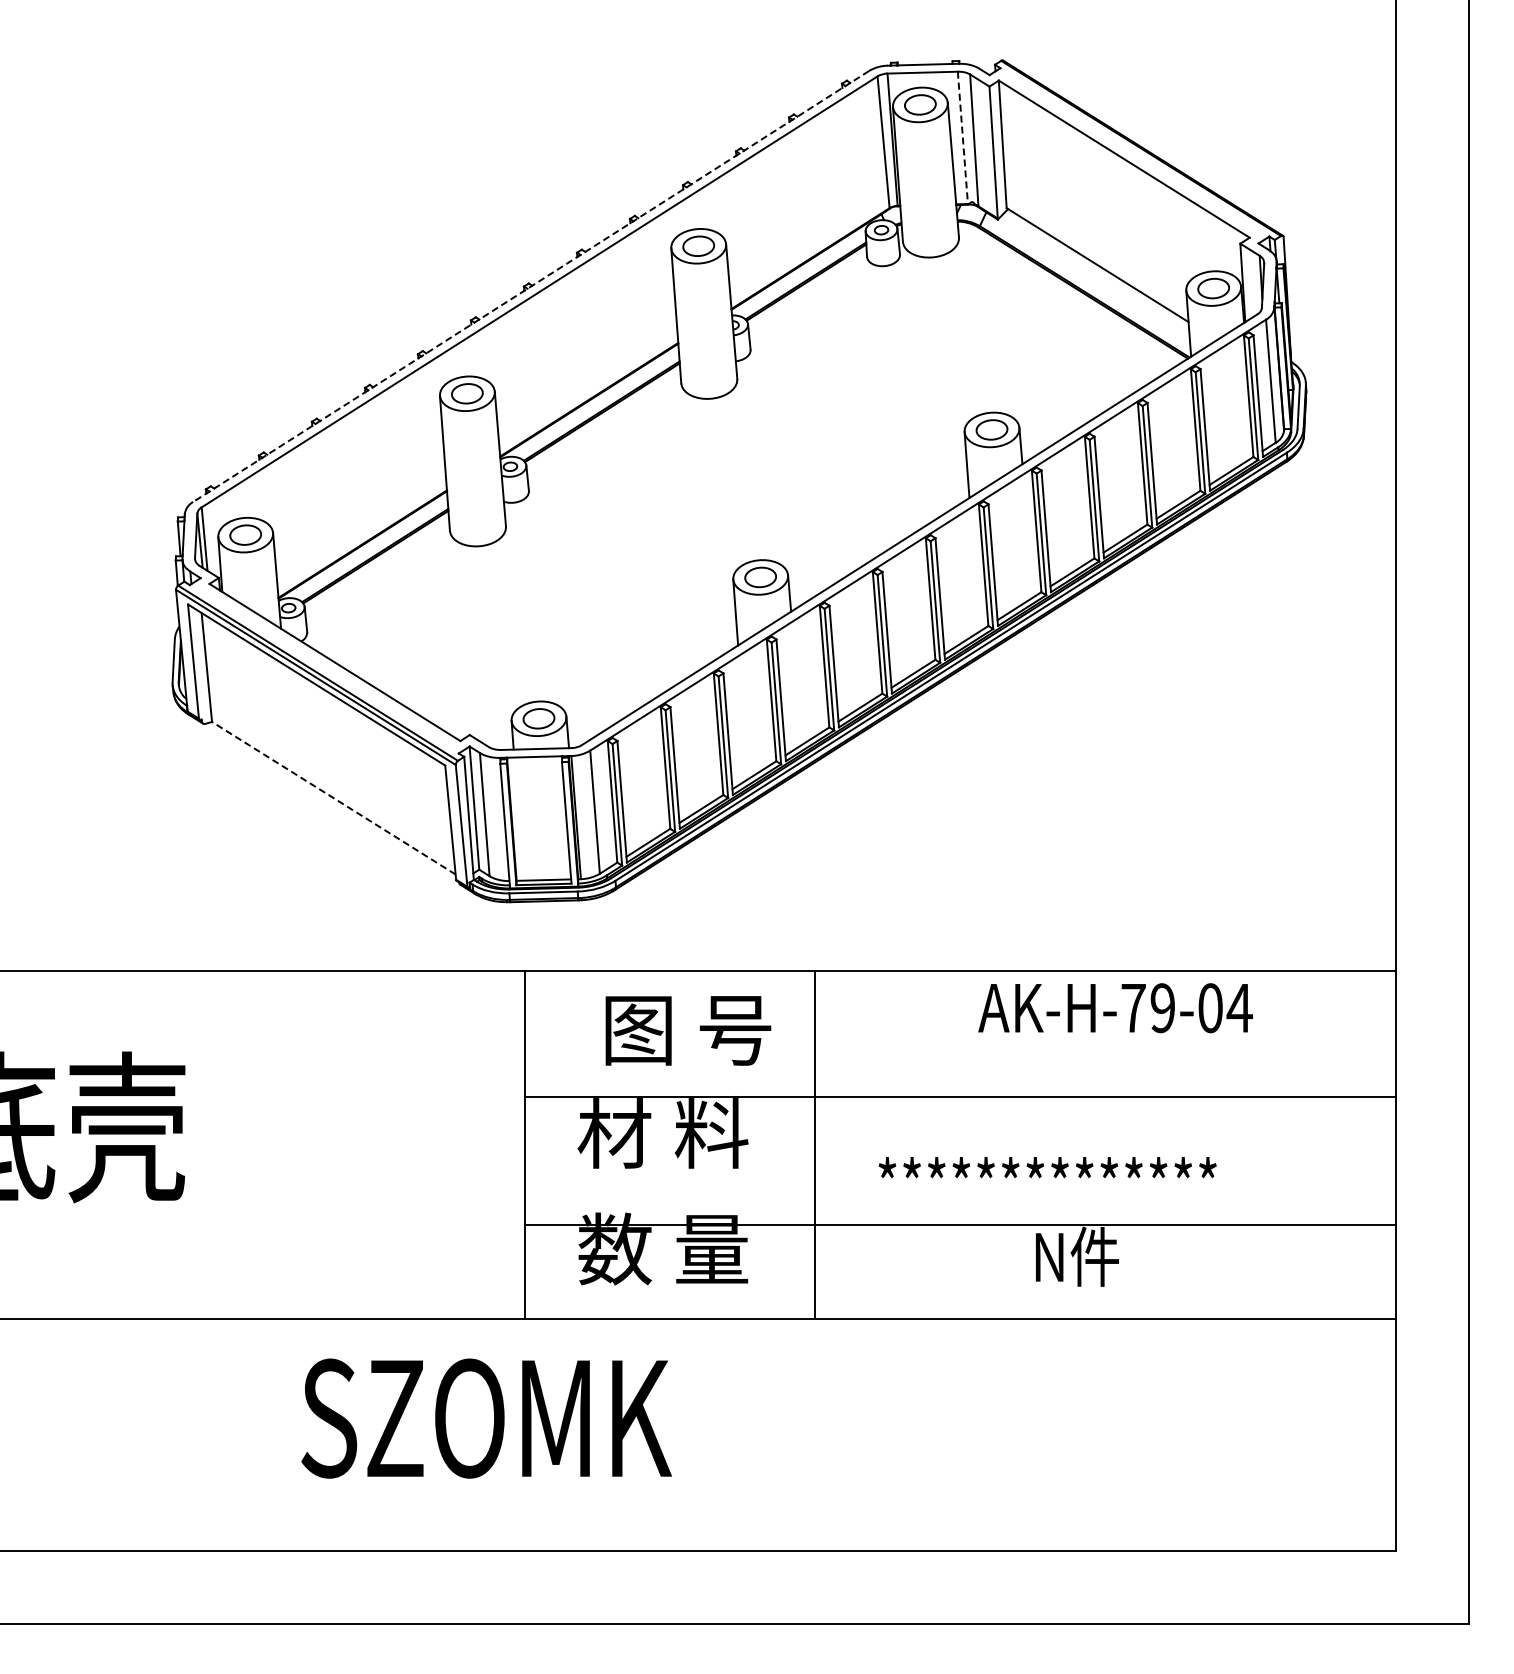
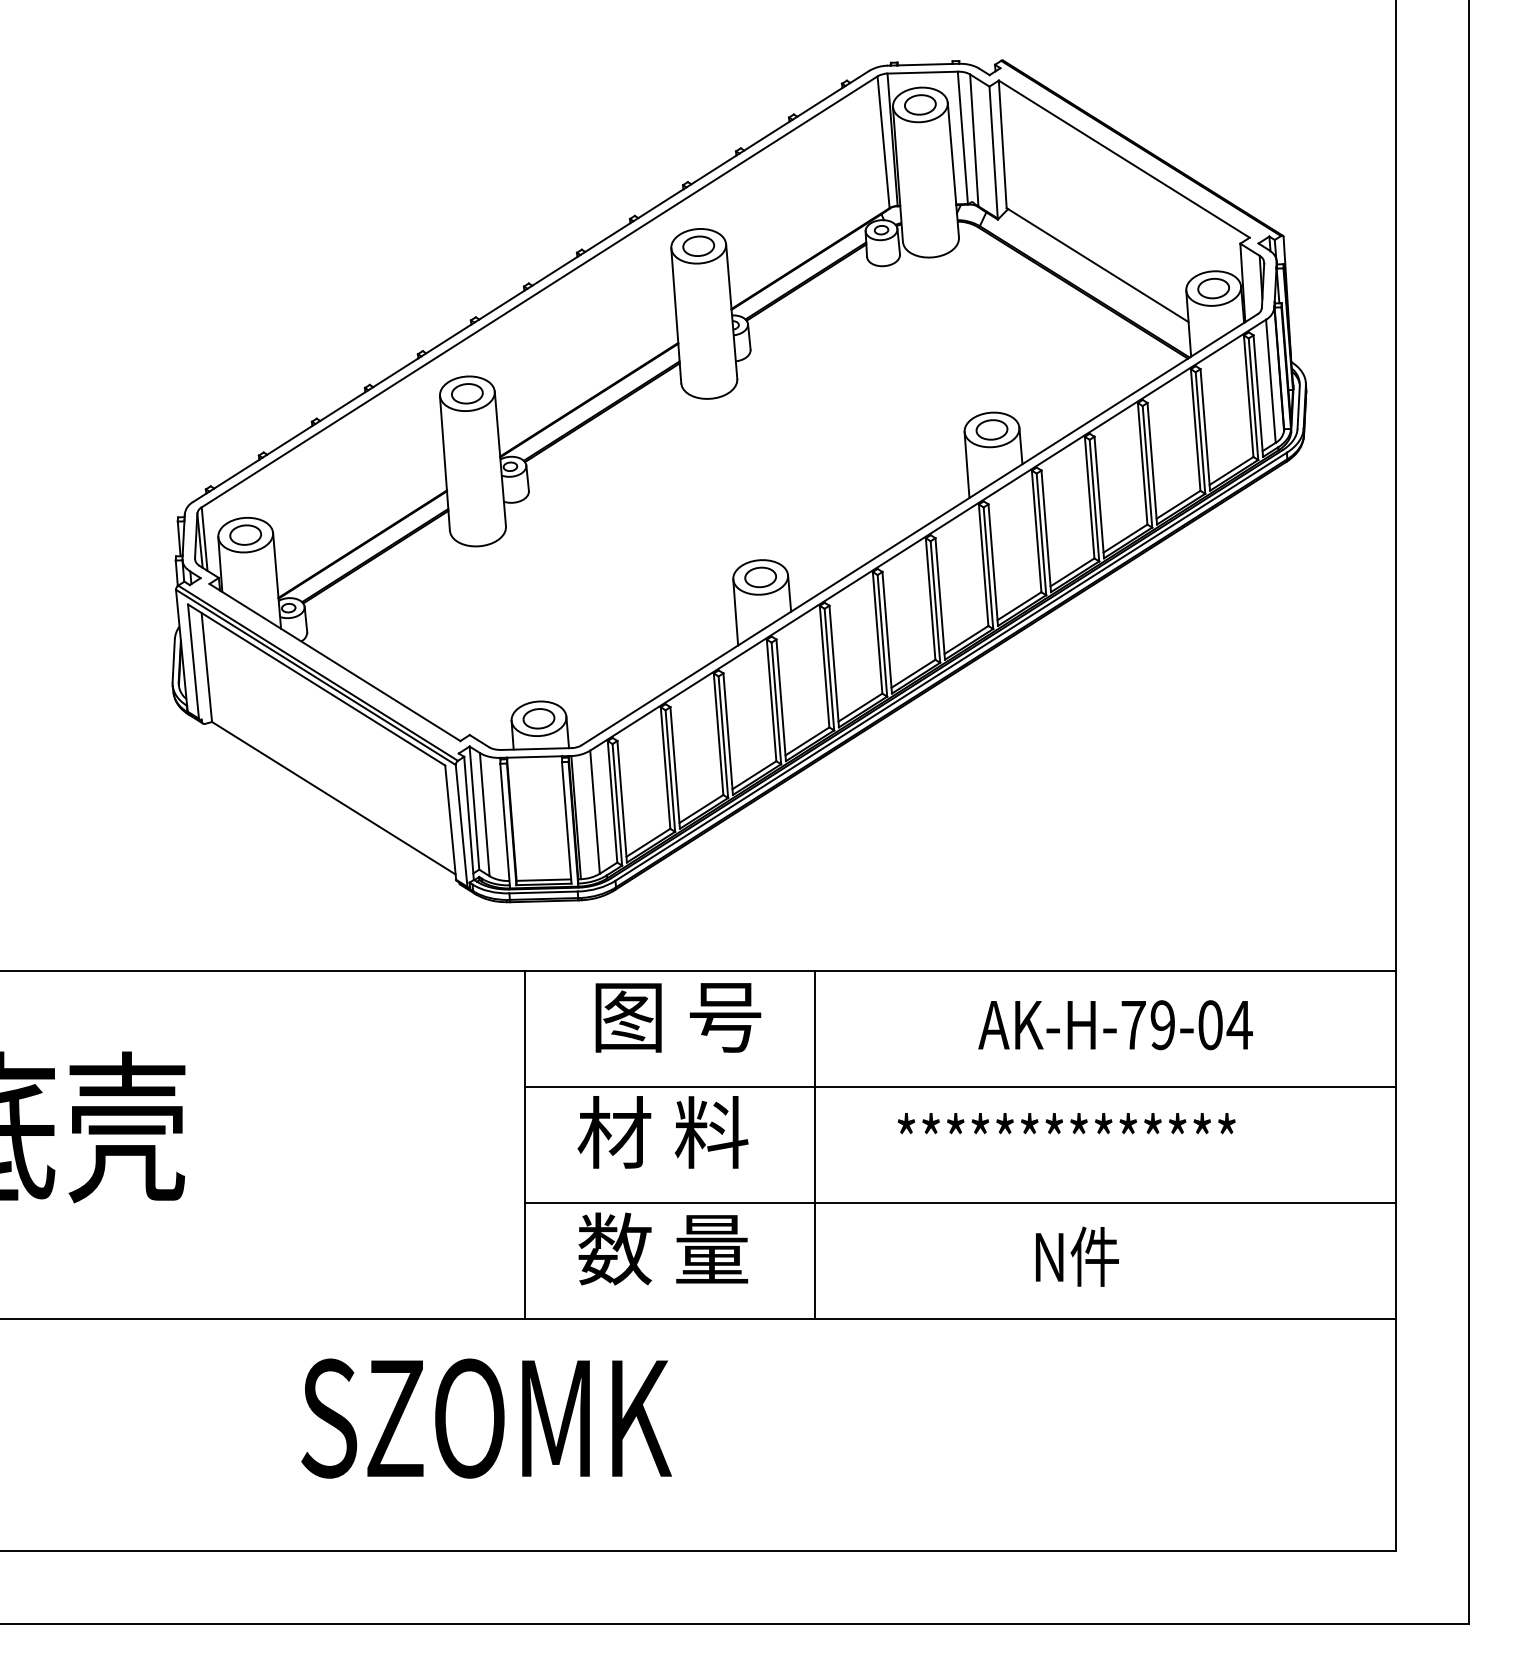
line: dashed -> solid (962, 138)
line: dashed -> solid (531, 286)
line: dashed -> solid (333, 798)
text position: (1115, 1008) -> (1115, 1025) (1115, 1025)
text position: (688, 1030) -> (678, 1017) (678, 1017)
line position: (960, 1096) -> (960, 1086) (960, 1086)
text position: (1047, 1167) -> (1066, 1123) (1066, 1123)
line position: (960, 1224) -> (960, 1202) (960, 1202)
